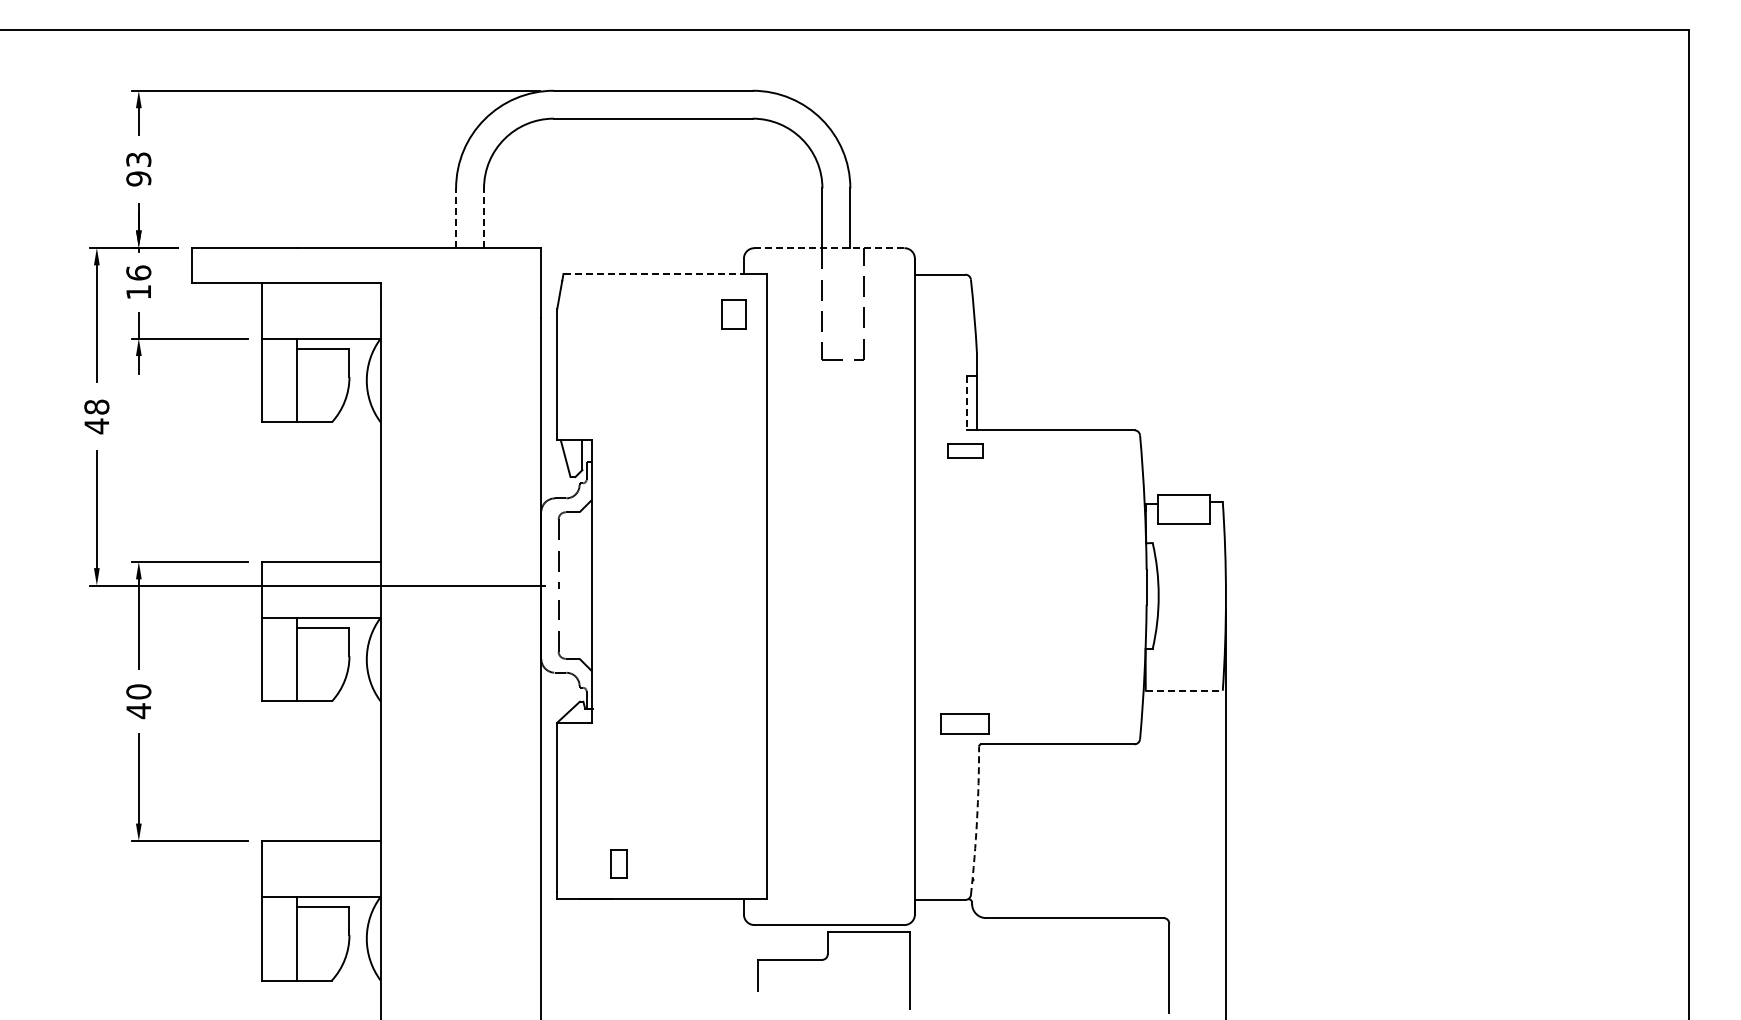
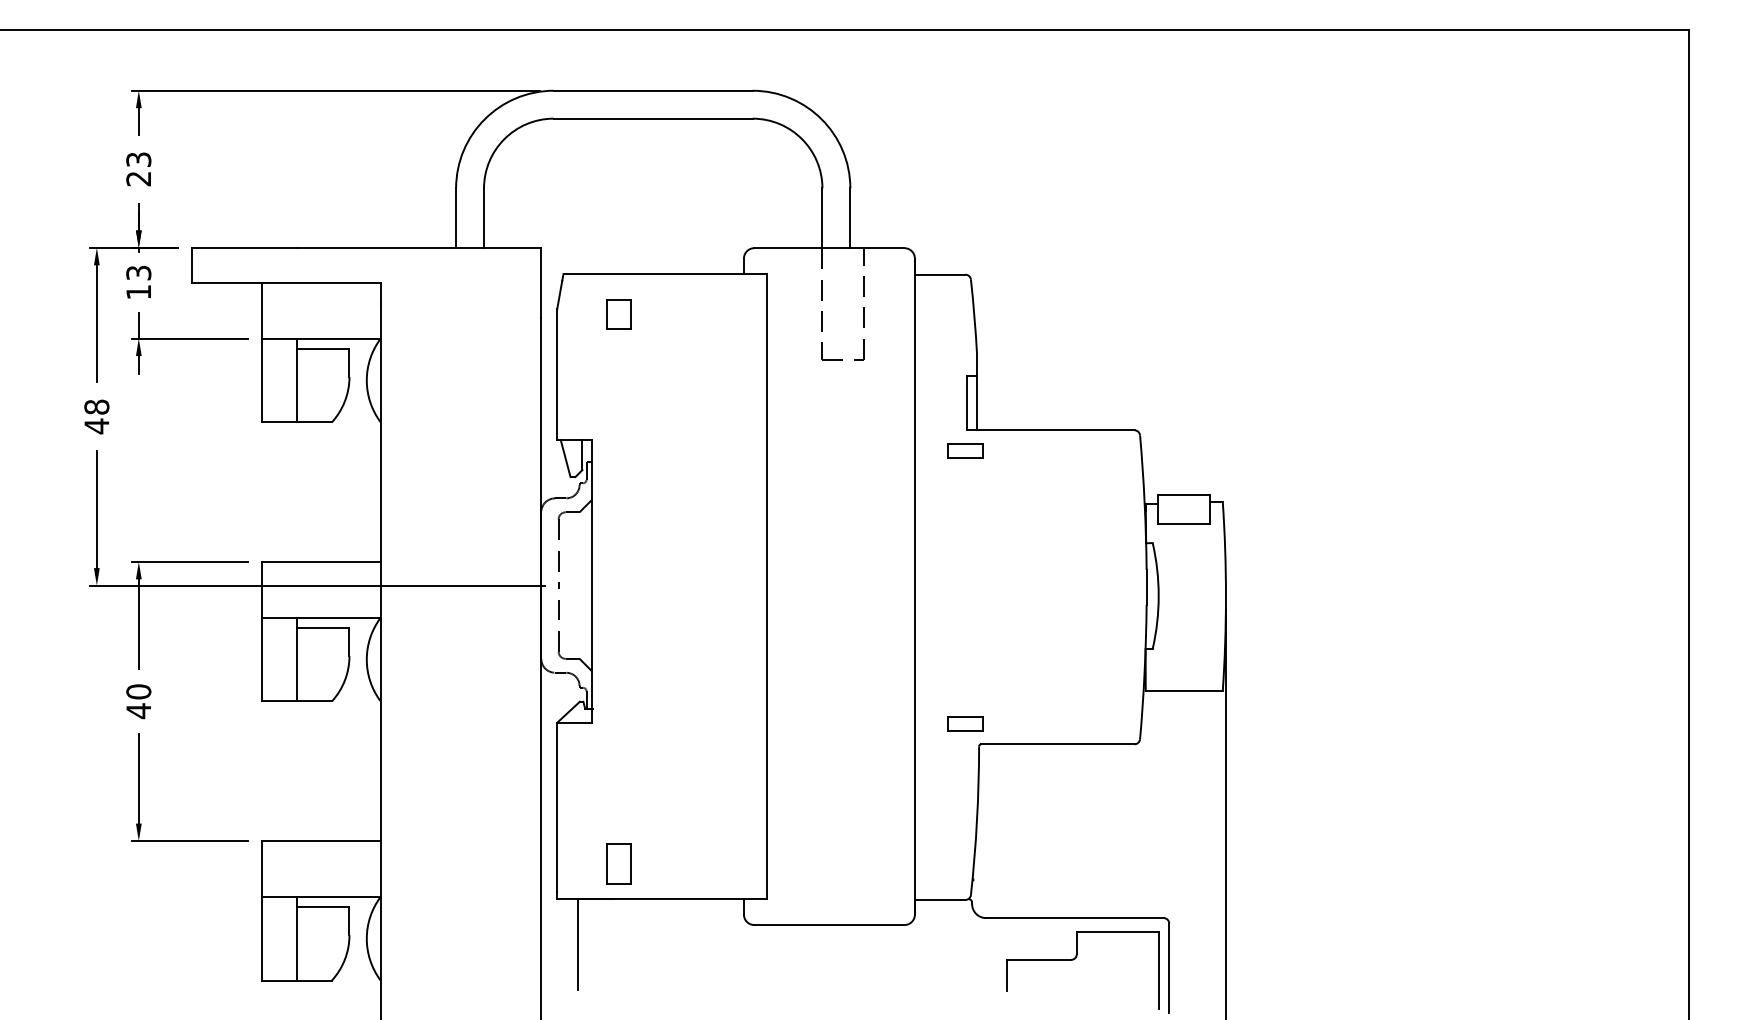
text: 93 -> 23 (138, 178)
line: dashed -> solid (456, 218)
line: dashed -> solid (484, 218)
line: dashed -> solid (828, 248)
text: 16 -> 13 (138, 272)
line: dashed -> solid (654, 274)
part position: (733, 314) -> (618, 314) (618, 314)
line: dashed -> solid (967, 403)
line: dashed -> solid (1184, 690)
part size: 50x22 px -> 37x16 px (965, 723)
arc: dashed -> solid (977, 820)
part size: 18x30 px -> 26x42 px (618, 863)
line: none -> present (577, 944)
part position: (826, 959) -> (1075, 959) (1075, 959)
